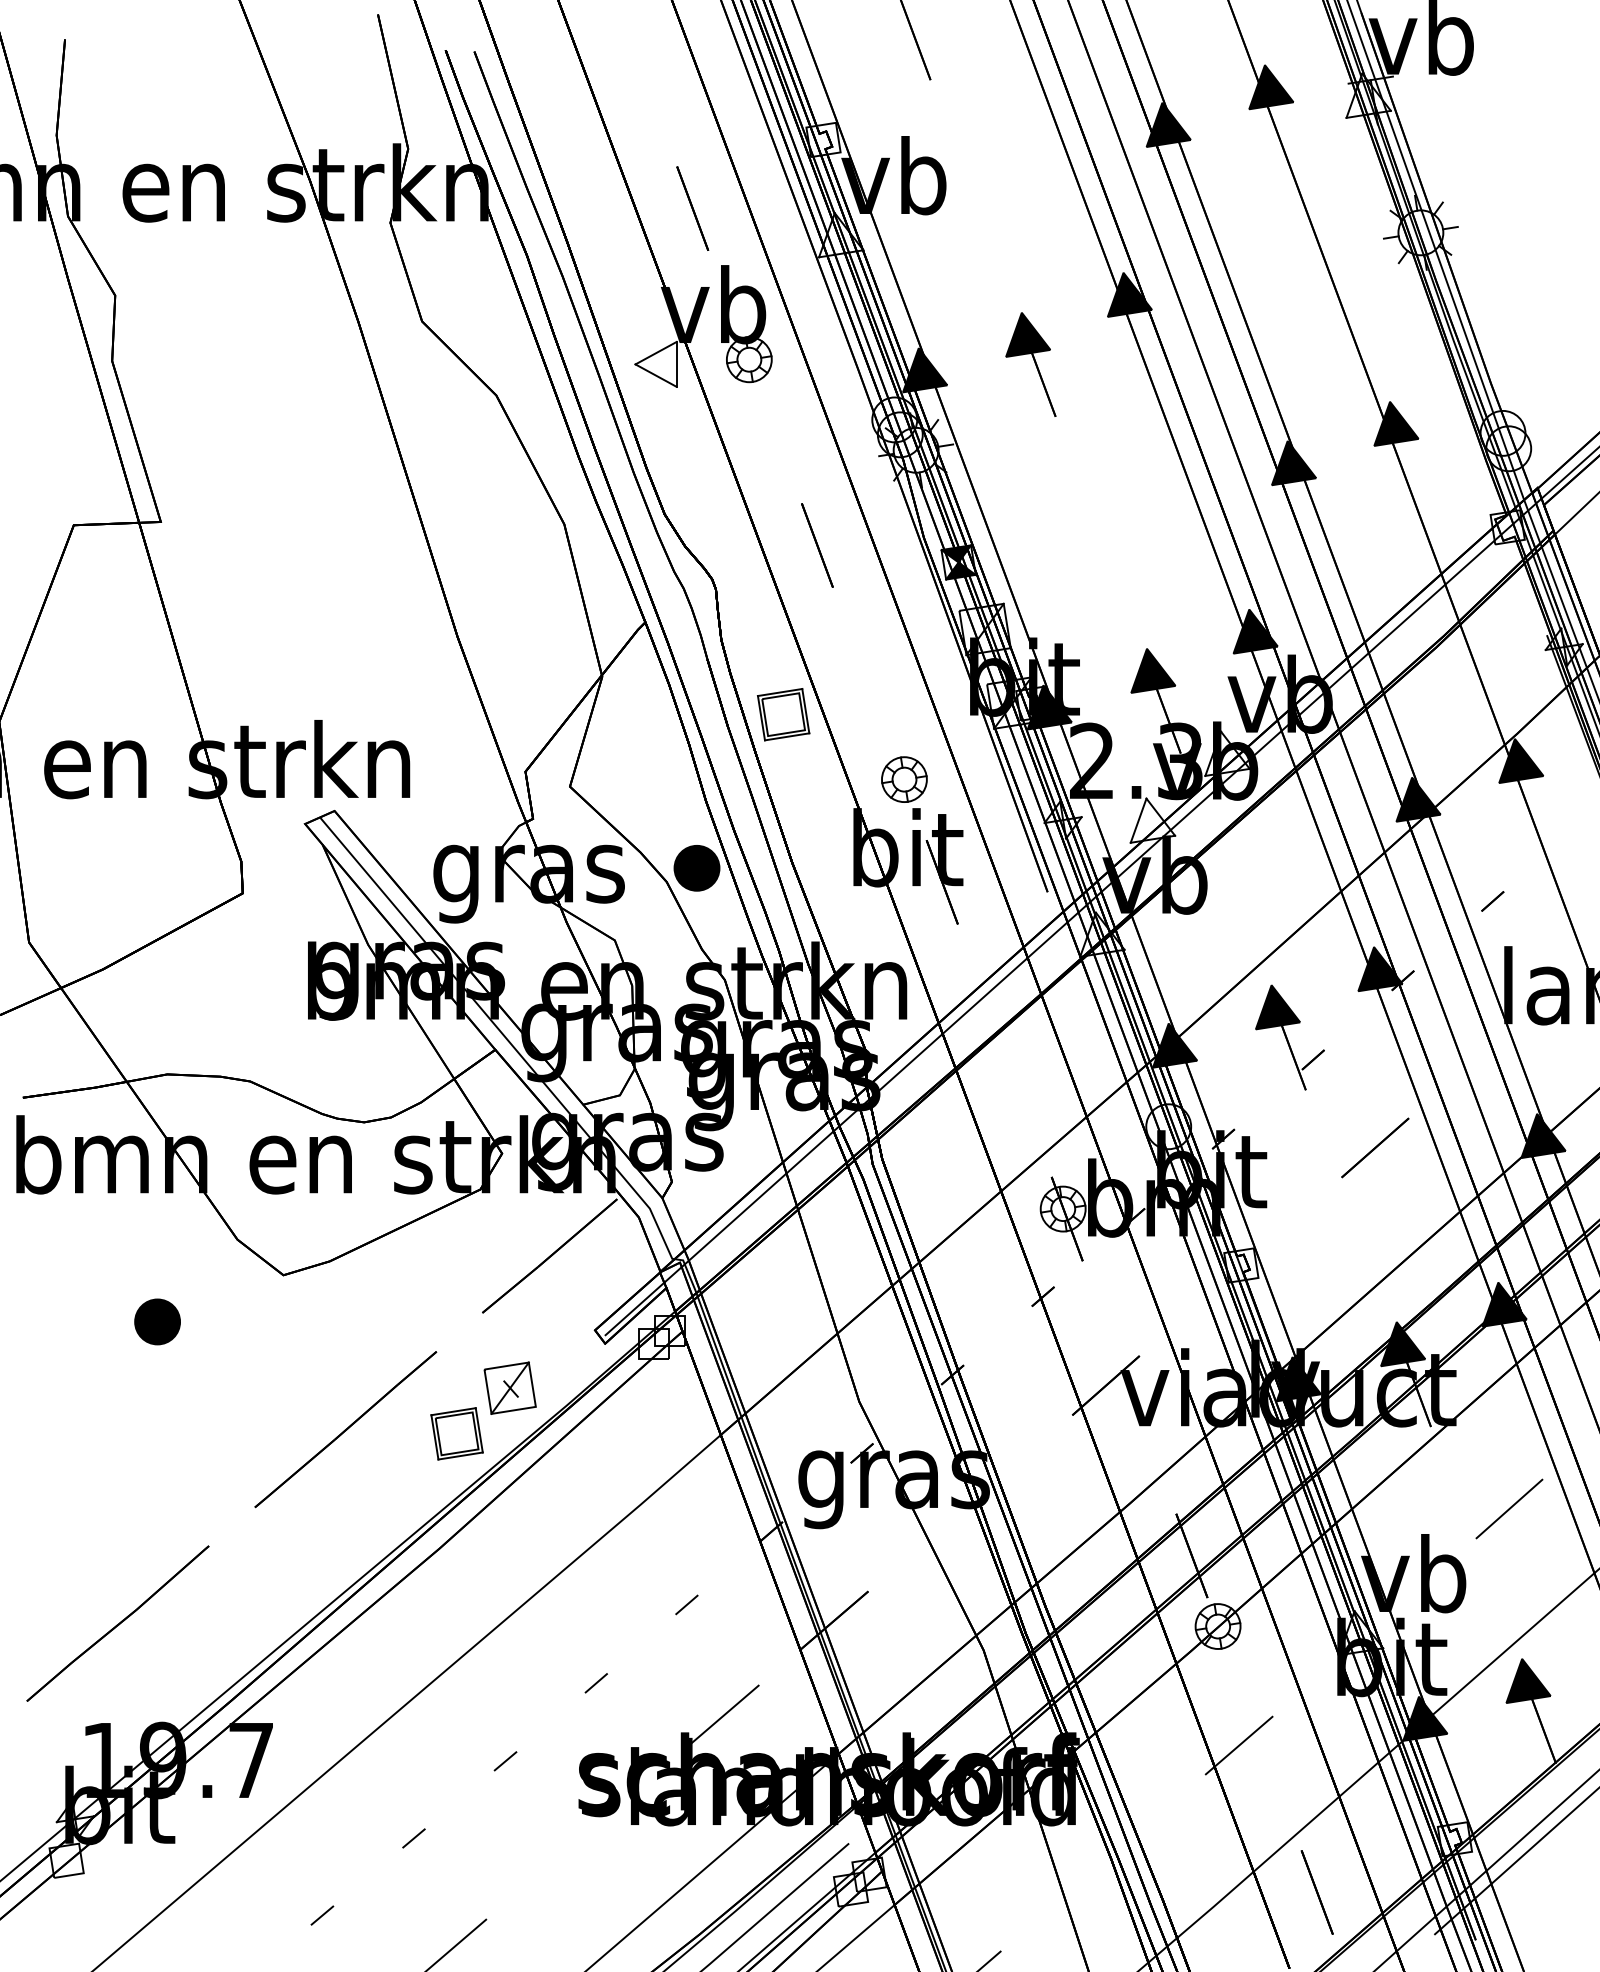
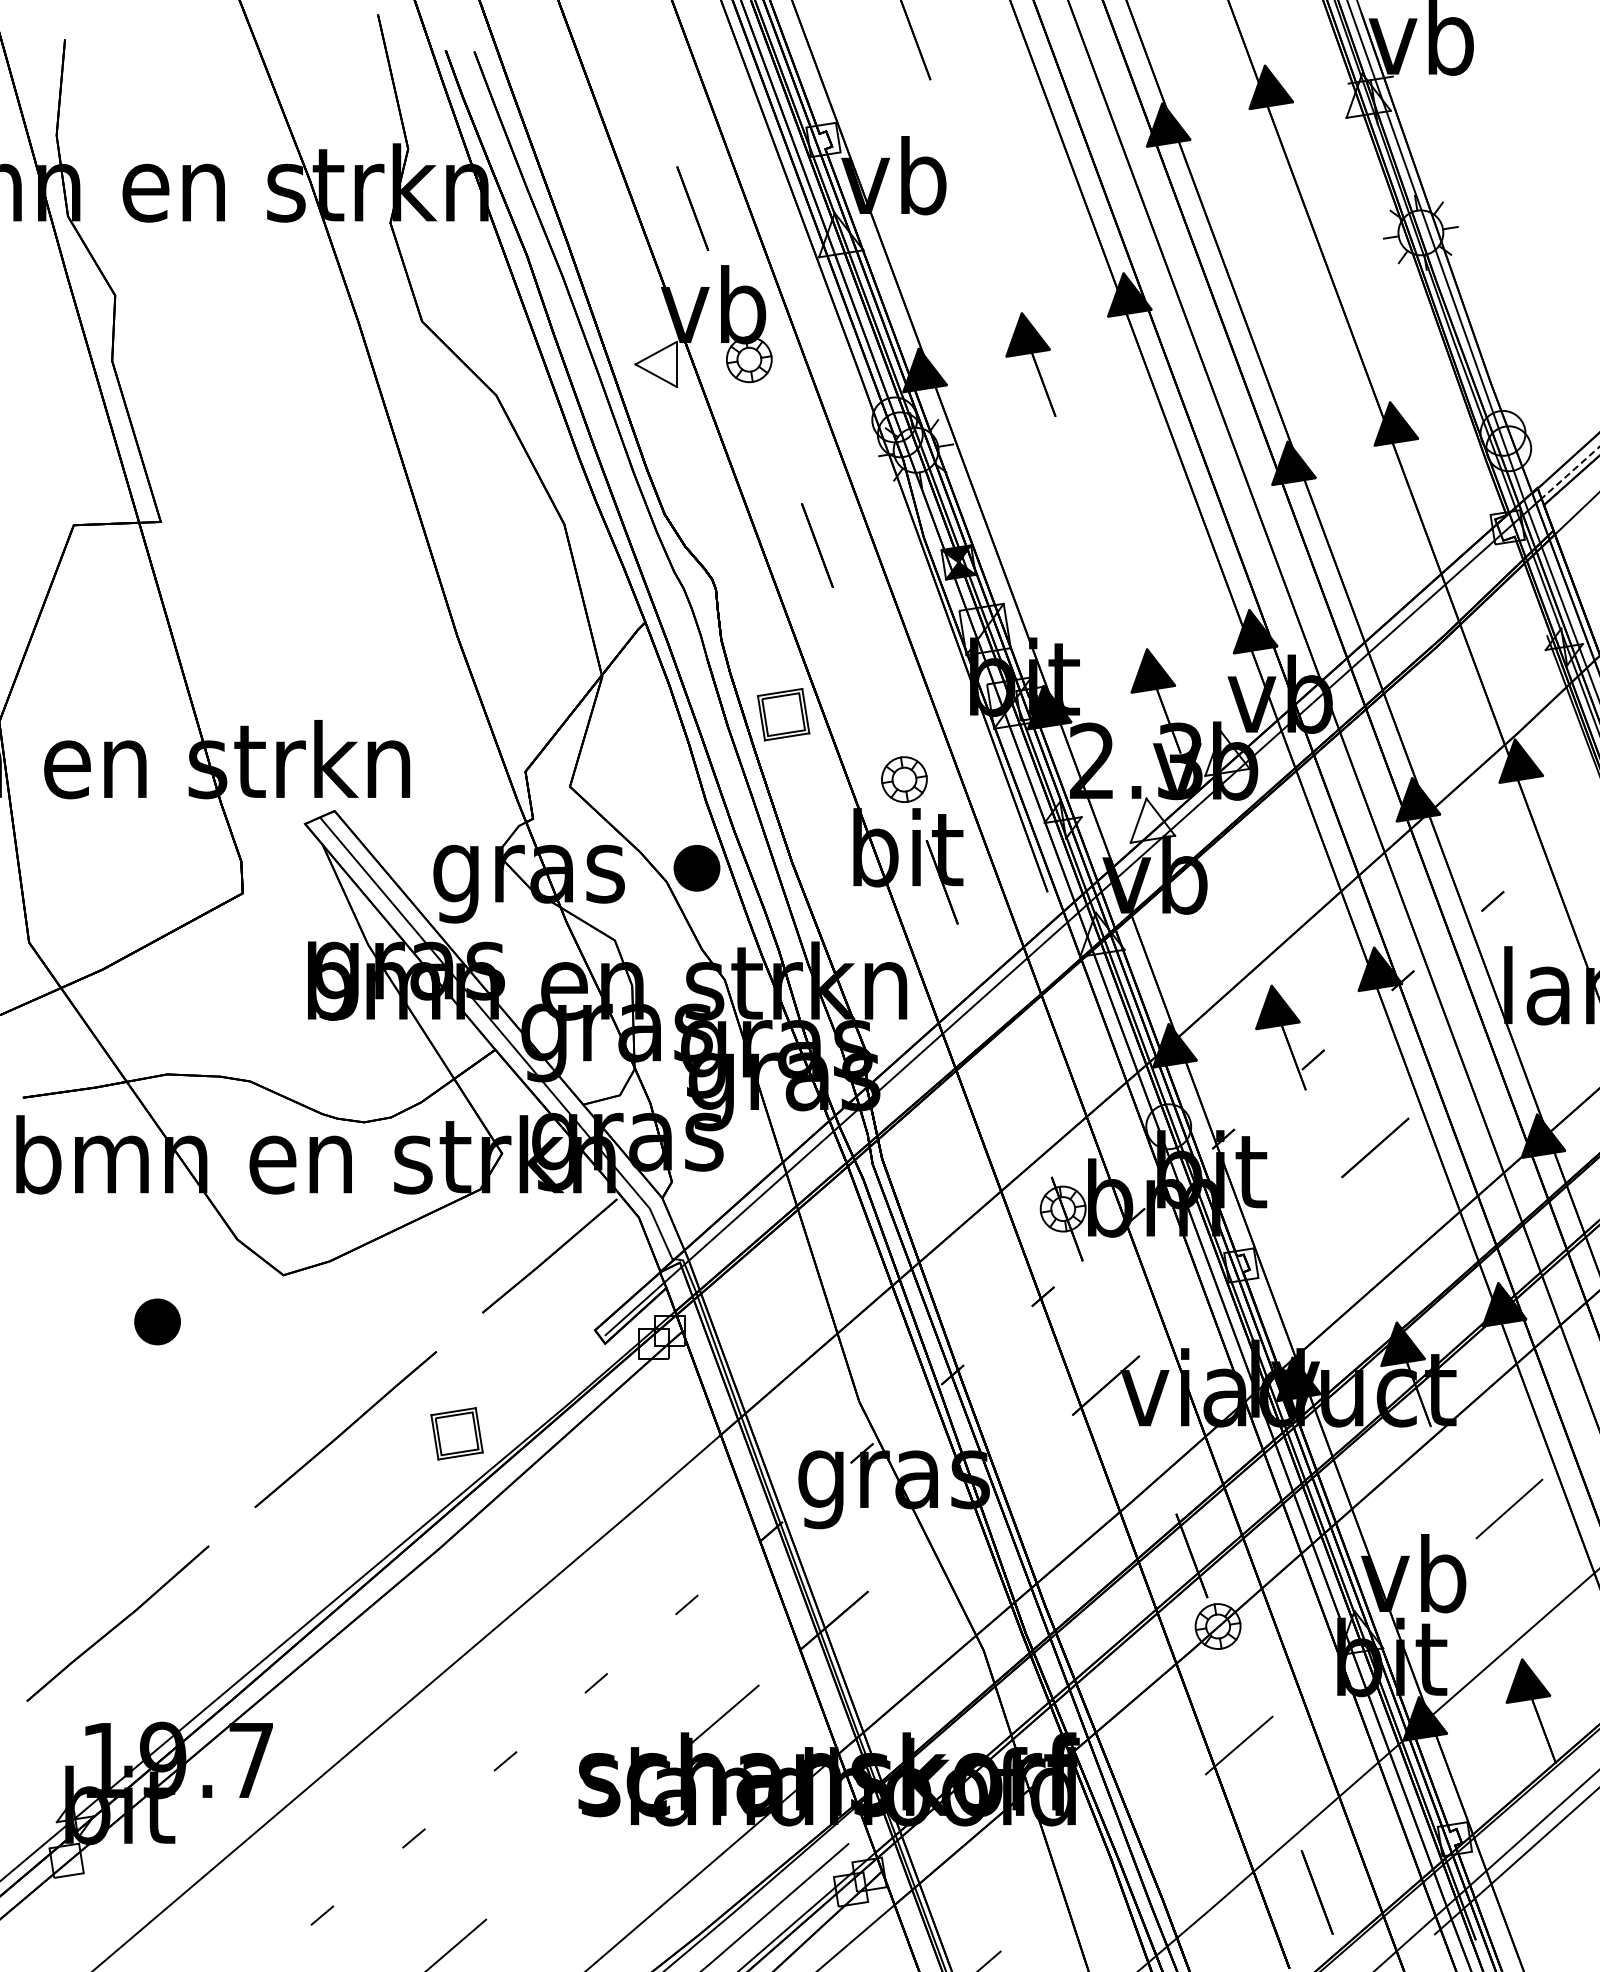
line: solid -> dashed (1570, 472)
part: present -> none (509, 1387)
